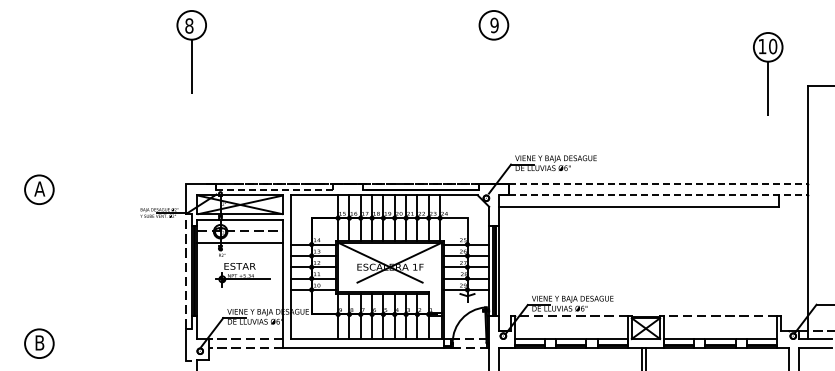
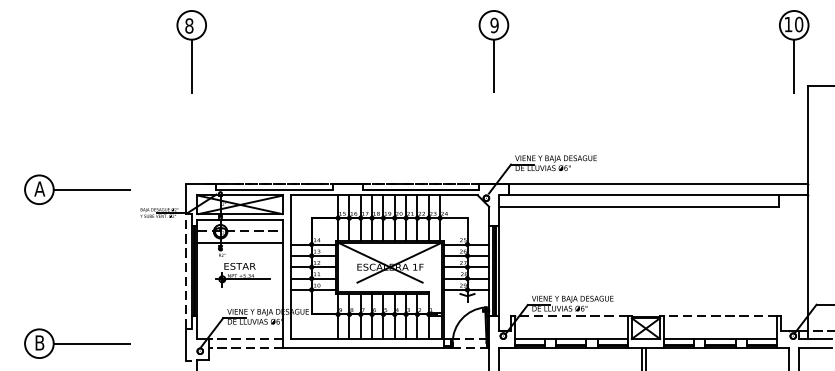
line: none -> present (493, 66)
part position: (768, 73) -> (794, 51) (794, 51)
line: dashed -> solid (658, 184)
line: none -> present (92, 189)
line: dashed -> solid (275, 189)
line: dashed -> solid (658, 195)
line: none -> present (92, 343)
